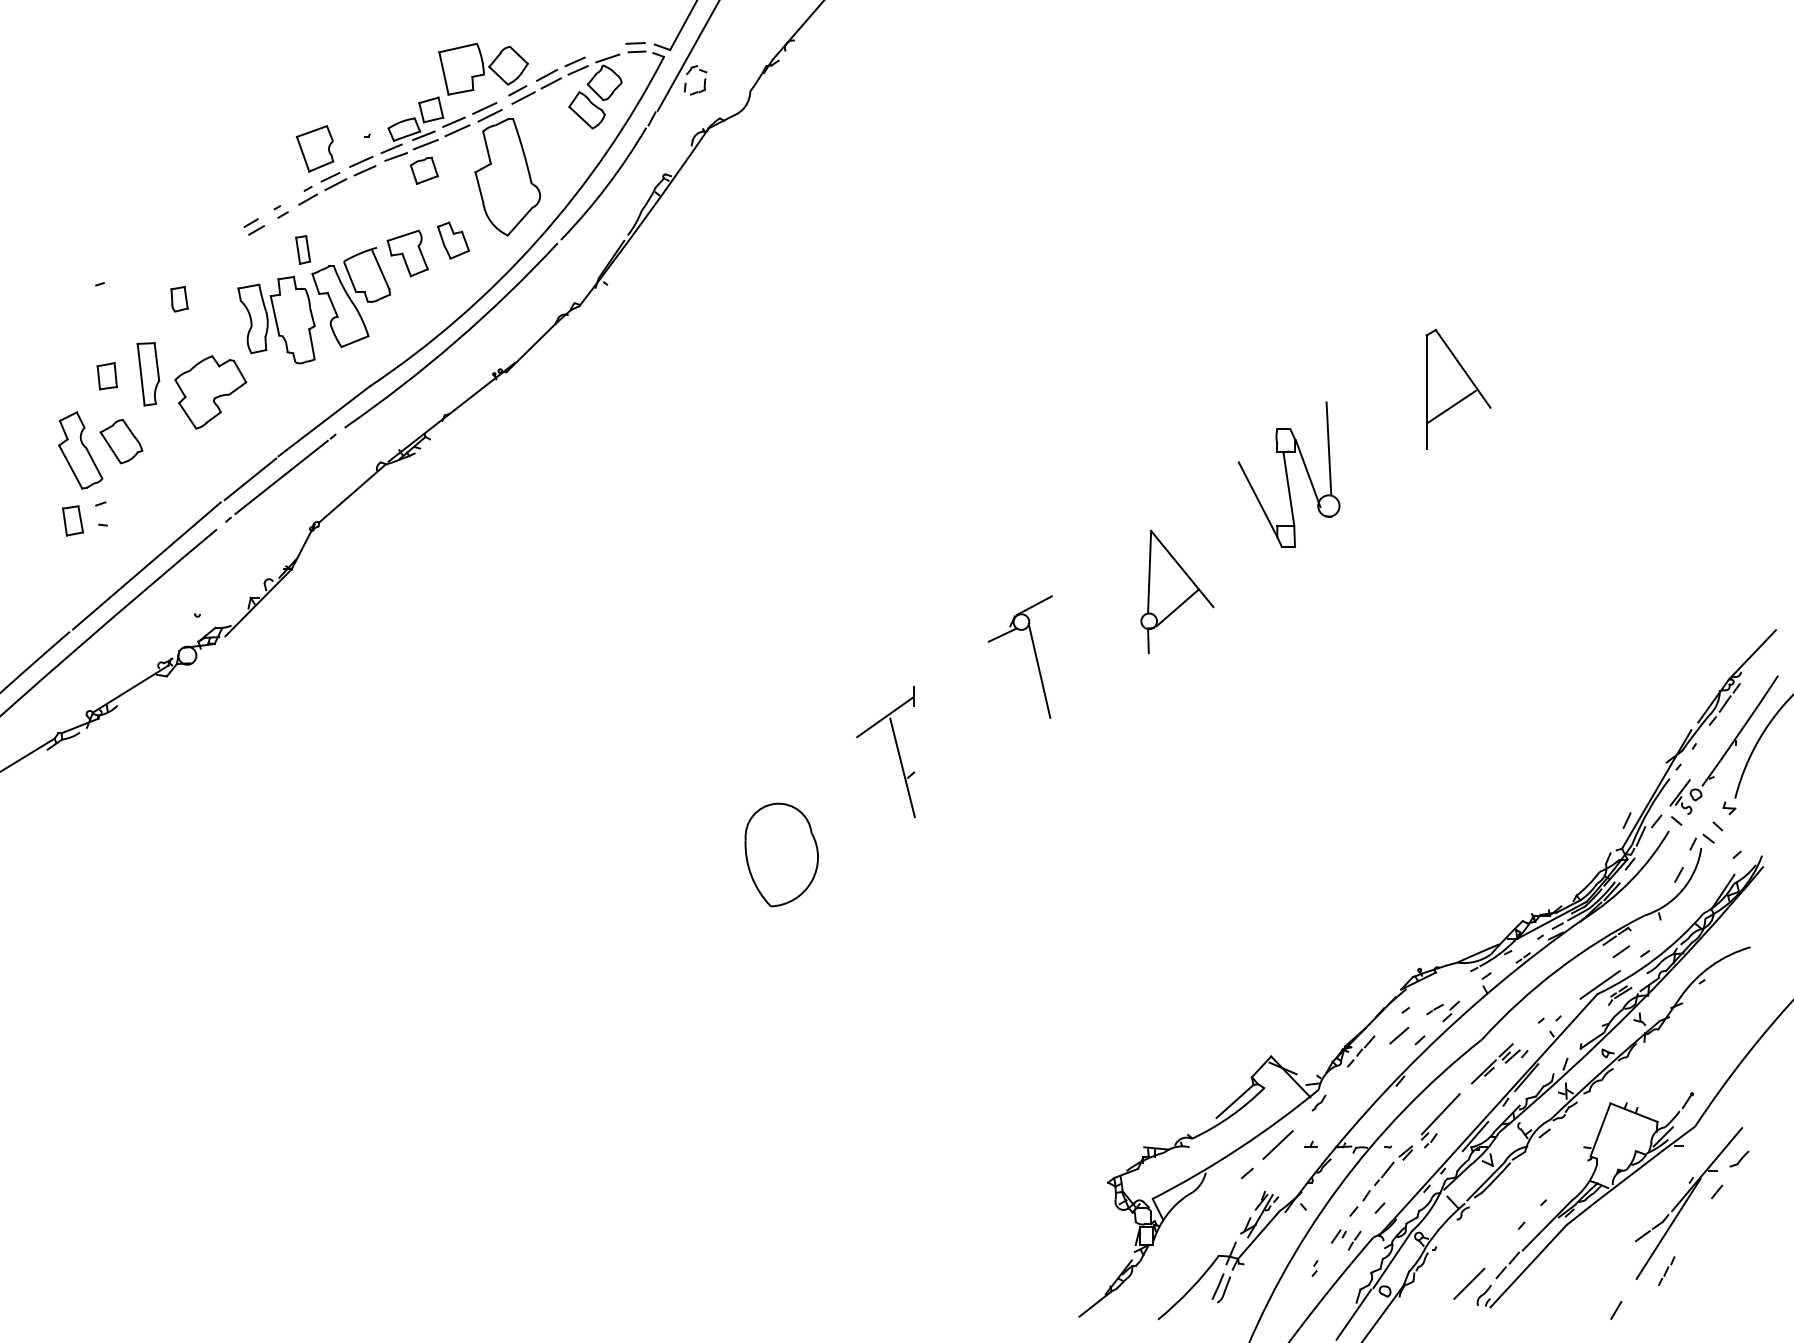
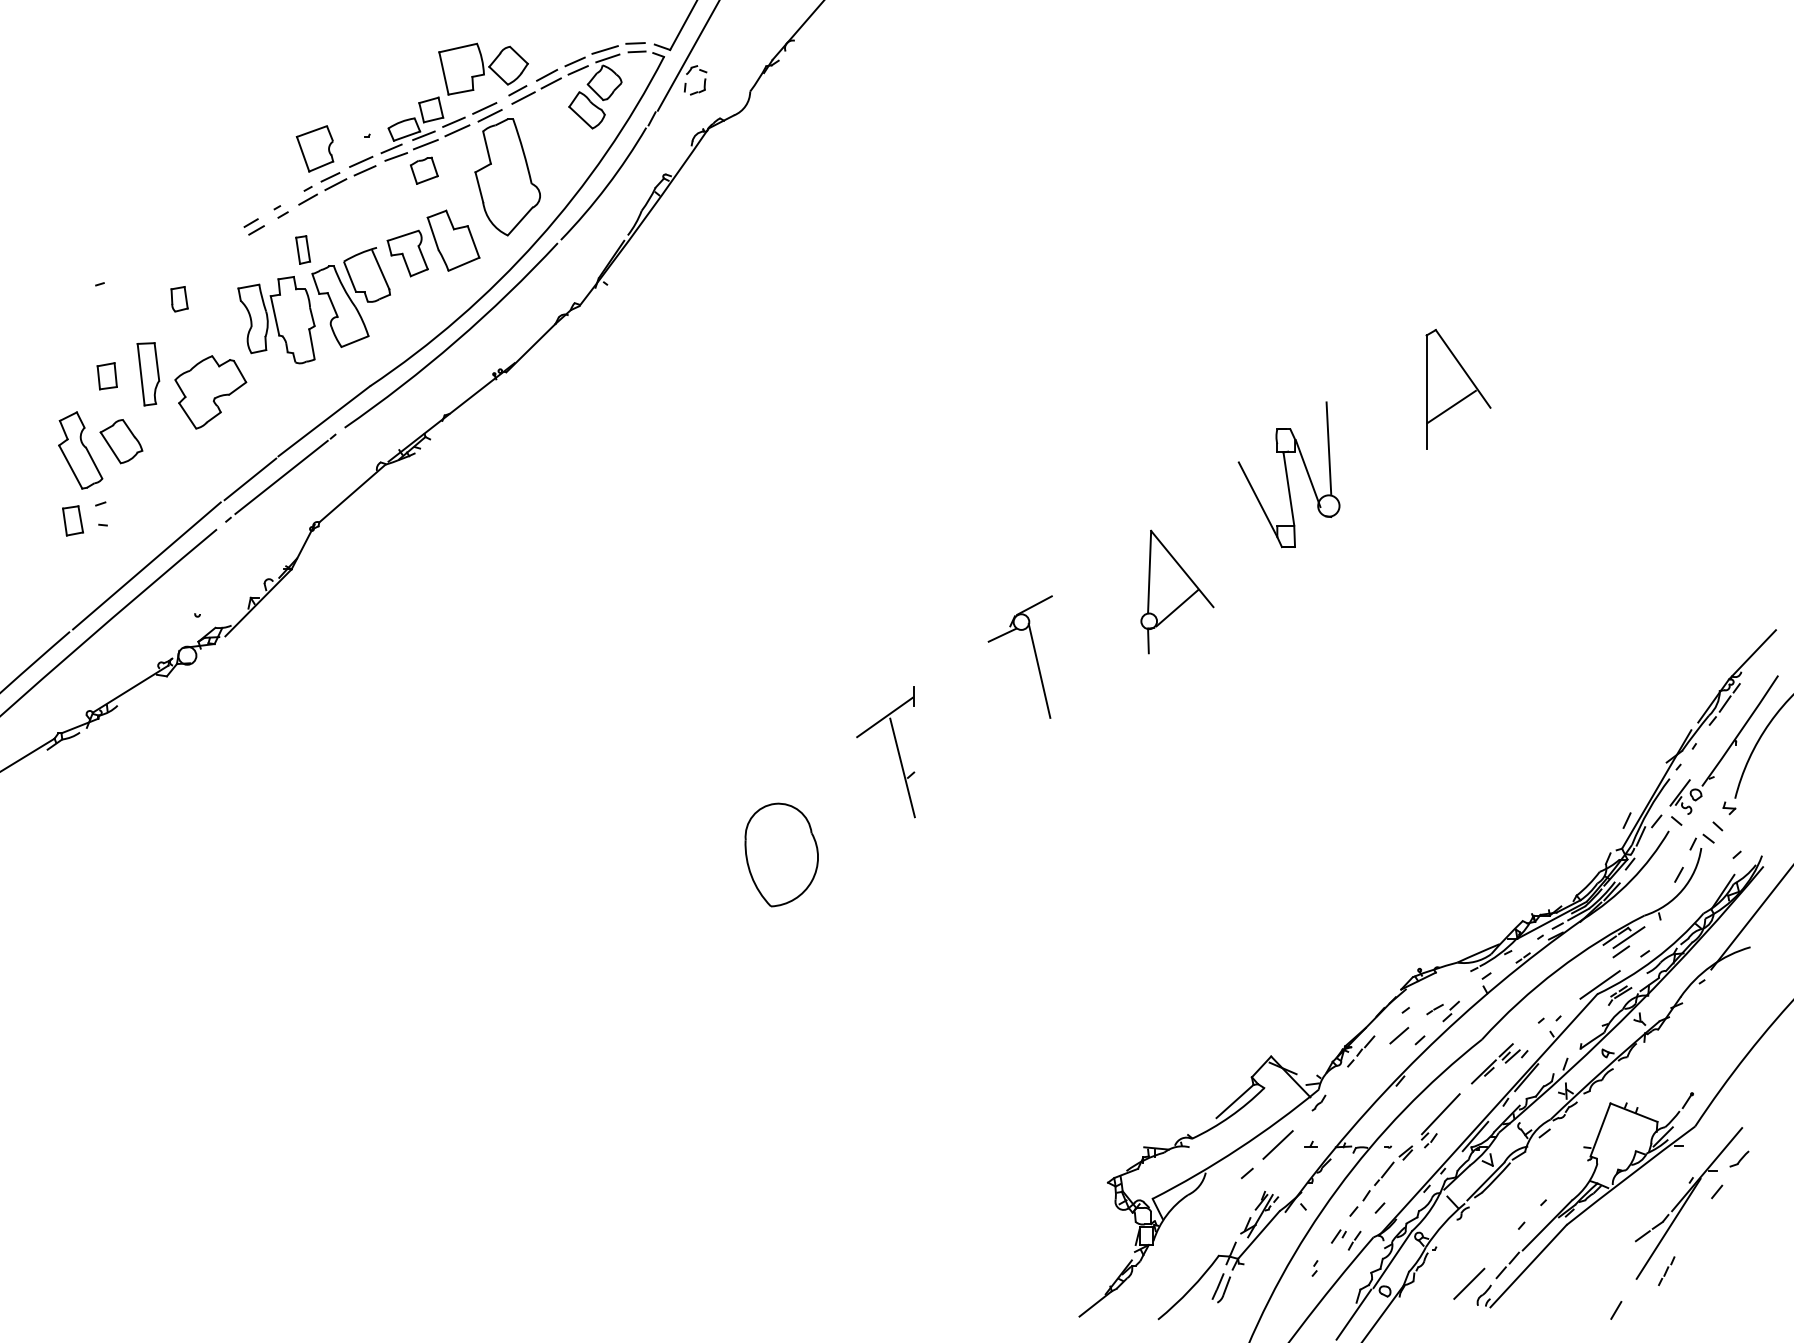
line: none -> present (604, 49)
part size: 34x39 px -> 55x63 px (453, 240)
line: none -> present (1750, 918)
line: none -> present (1628, 937)
